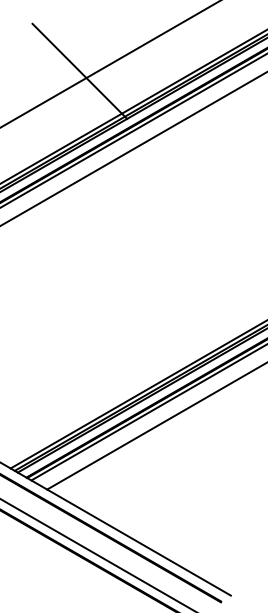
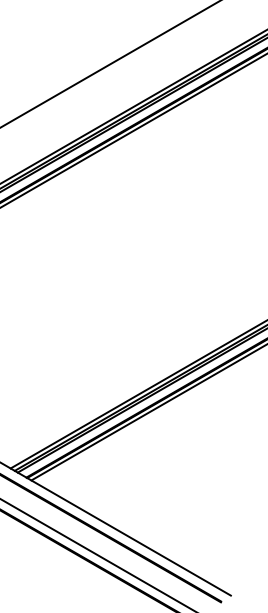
line: present -> none (79, 70)
line: present -> none (133, 148)
line: present -> none (155, 426)
